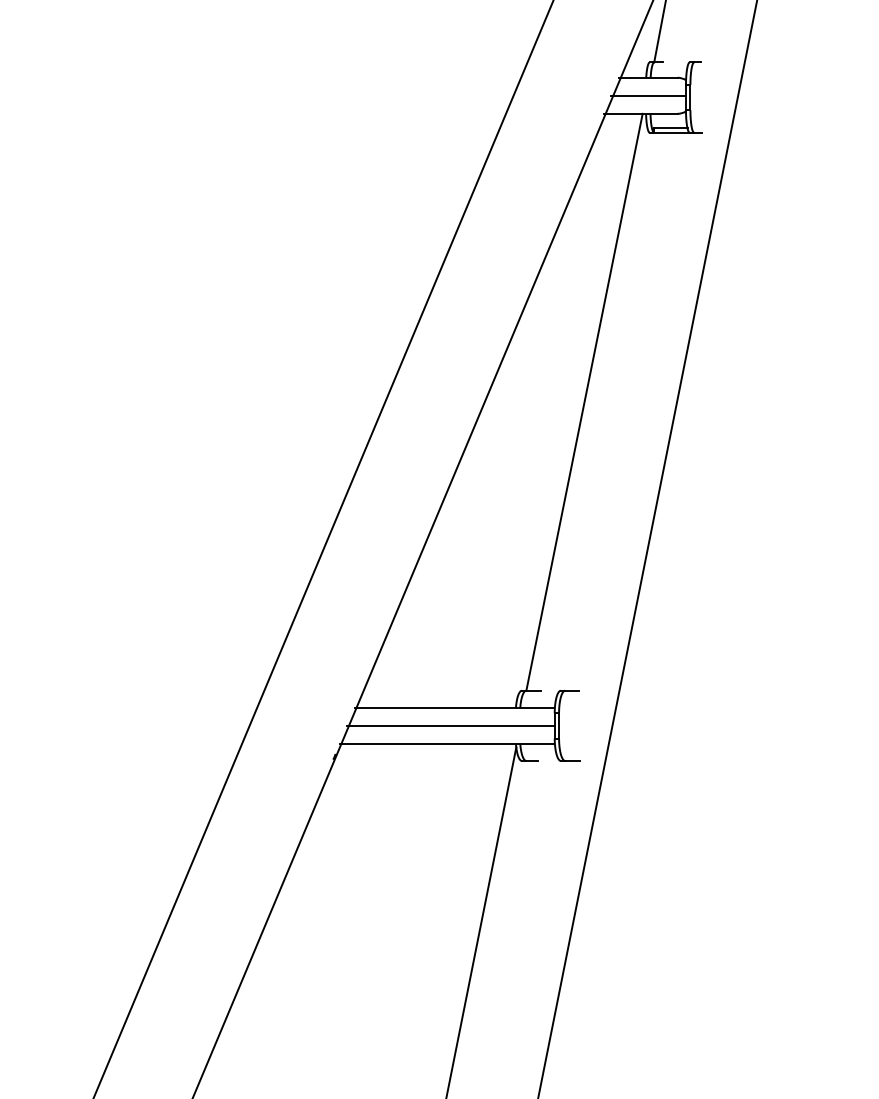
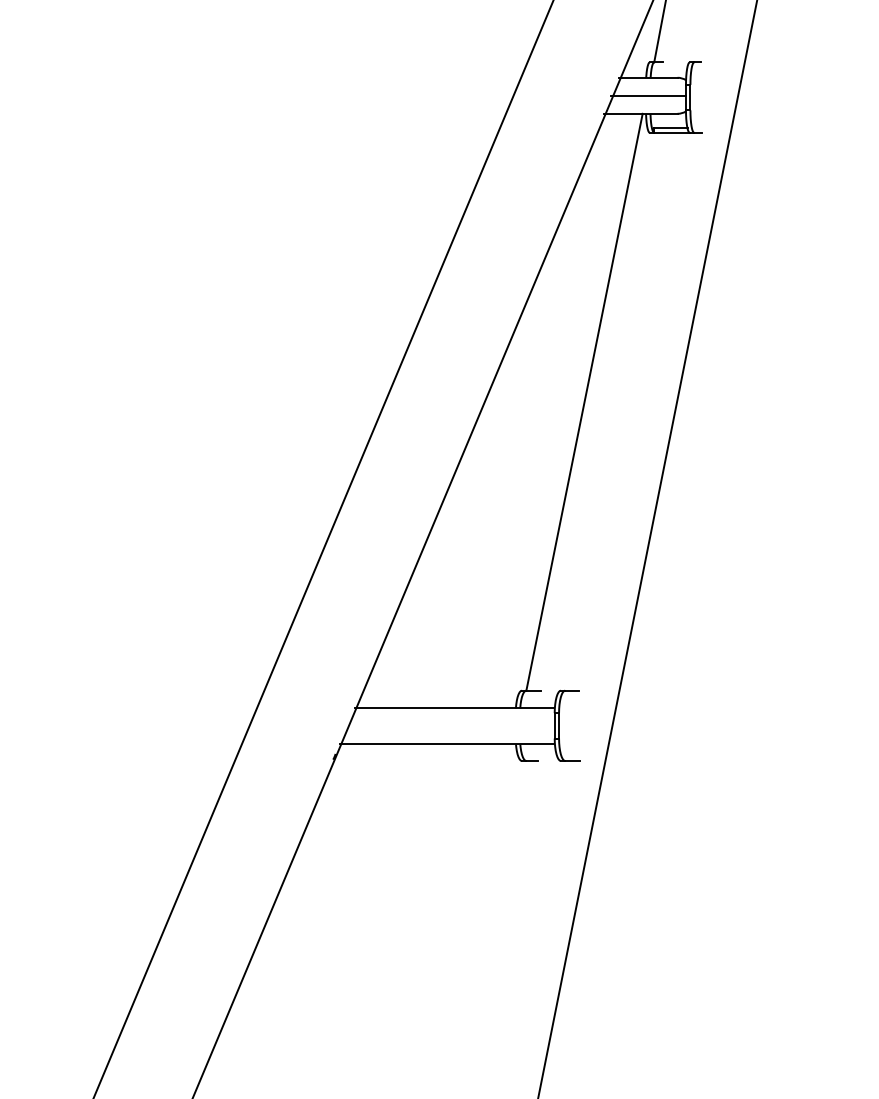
line: present -> none (450, 726)
line: present -> none (481, 921)
